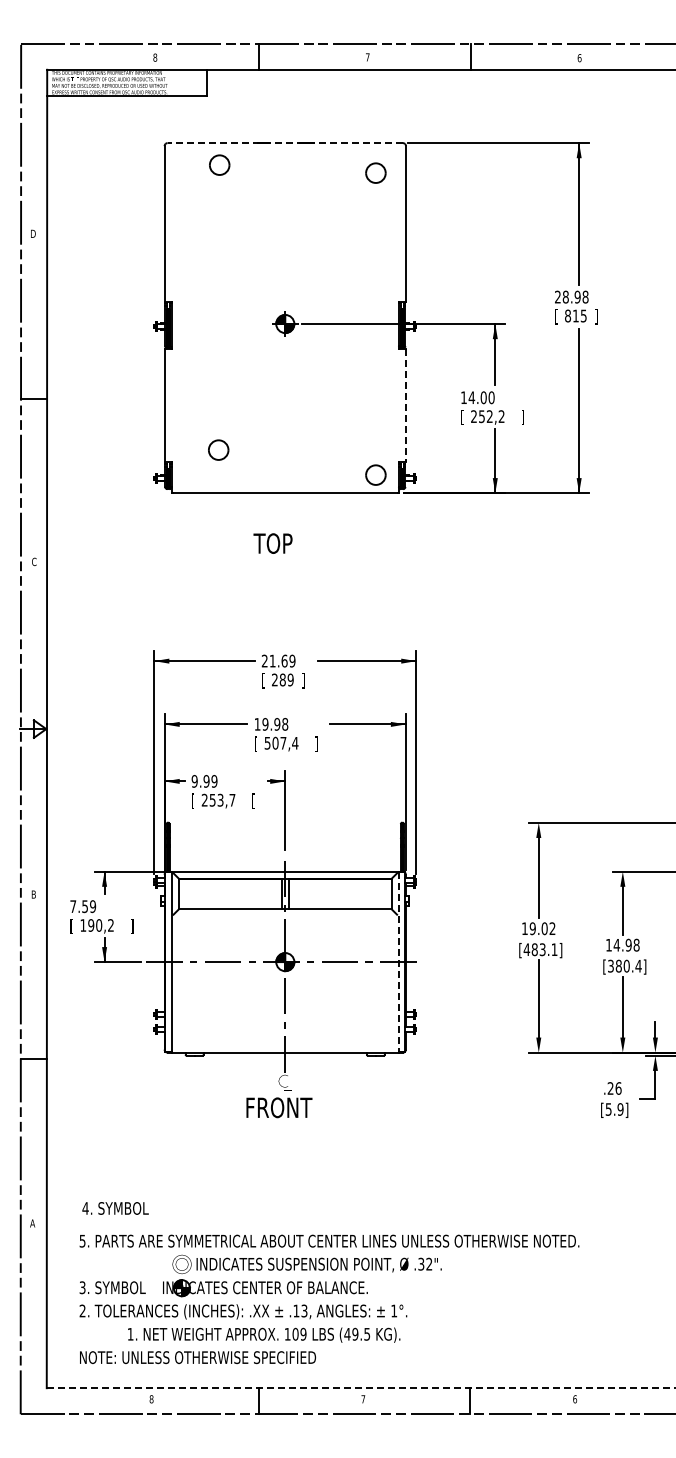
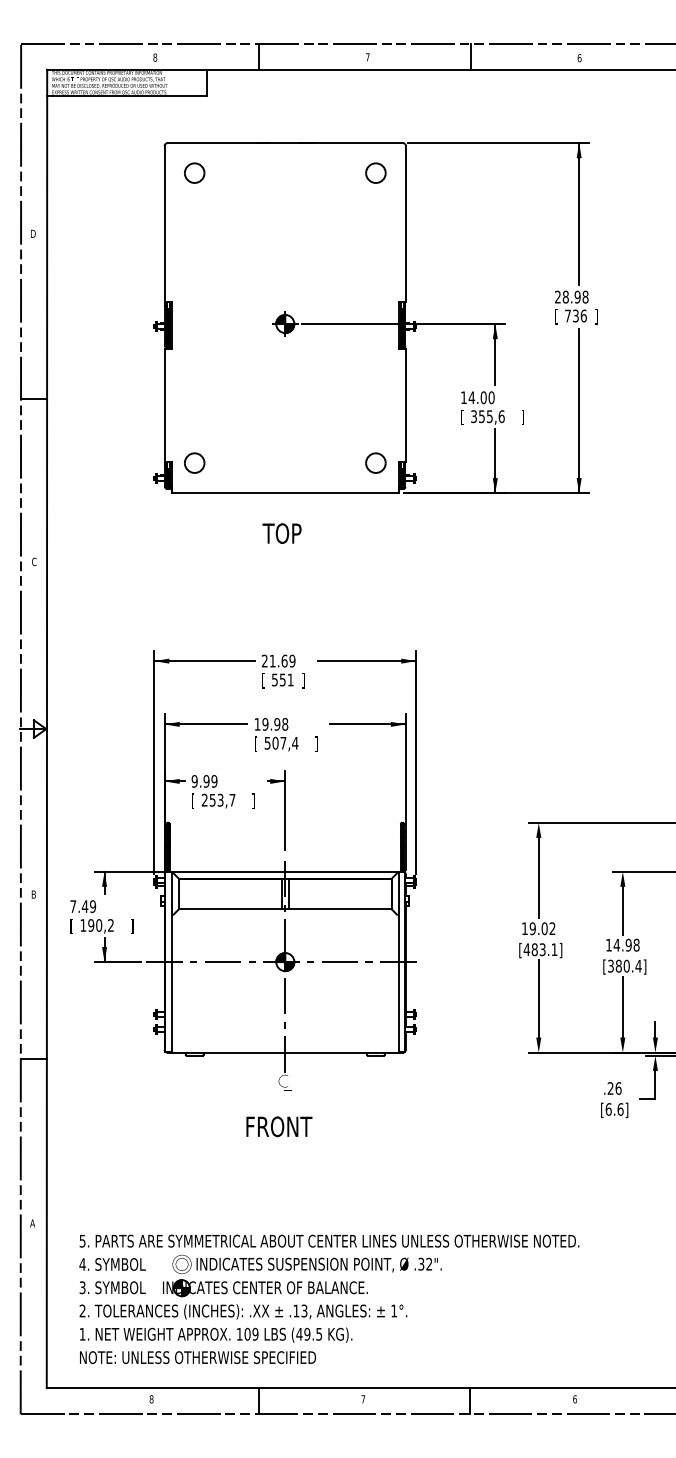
line: dashed -> solid (285, 143)
part position: (219, 164) -> (194, 172) (194, 172)
text: 815 -> 736 (575, 315)
line: dashed -> solid (405, 405)
text: 252,2 -> 355,6 (487, 416)
part position: (218, 449) -> (194, 462) (194, 462)
part position: (375, 474) -> (375, 462) (375, 462)
text position: (272, 543) -> (281, 533) (281, 533)
text: 289 -> 551 (282, 679)
text: [ -> ] (253, 801)
text: 7.59 -> 7.49 (84, 906)
line: dashed -> solid (398, 962)
text position: (279, 1107) -> (279, 1126) (279, 1126)
text: [5.9] -> [6.6] (614, 1109)
text position: (115, 1208) -> (112, 1264) (112, 1264)
text position: (264, 1334) -> (216, 1334) (216, 1334)
line: dashed -> solid (361, 1388)
